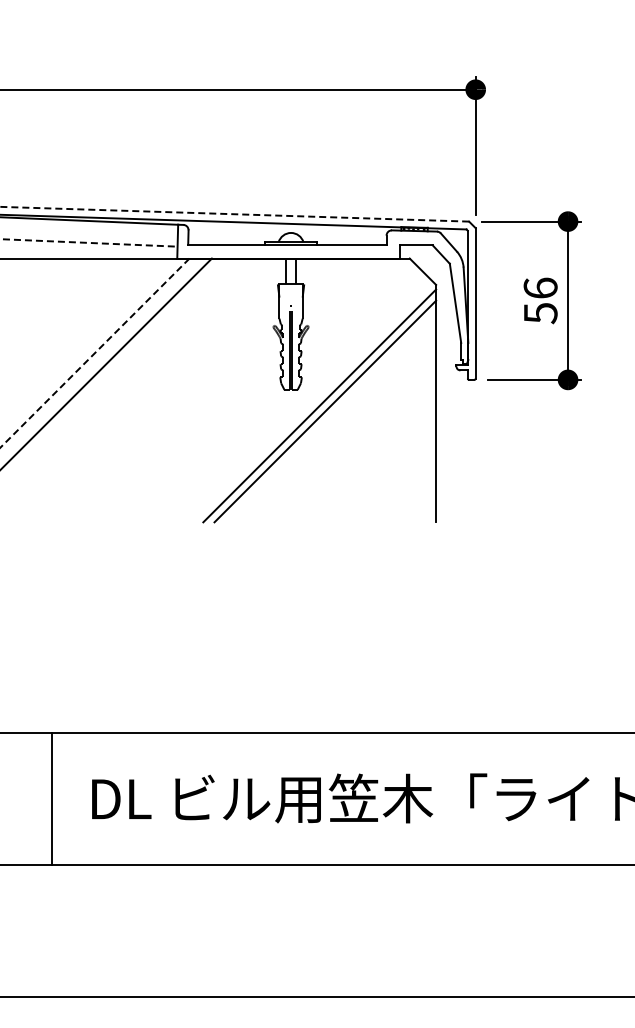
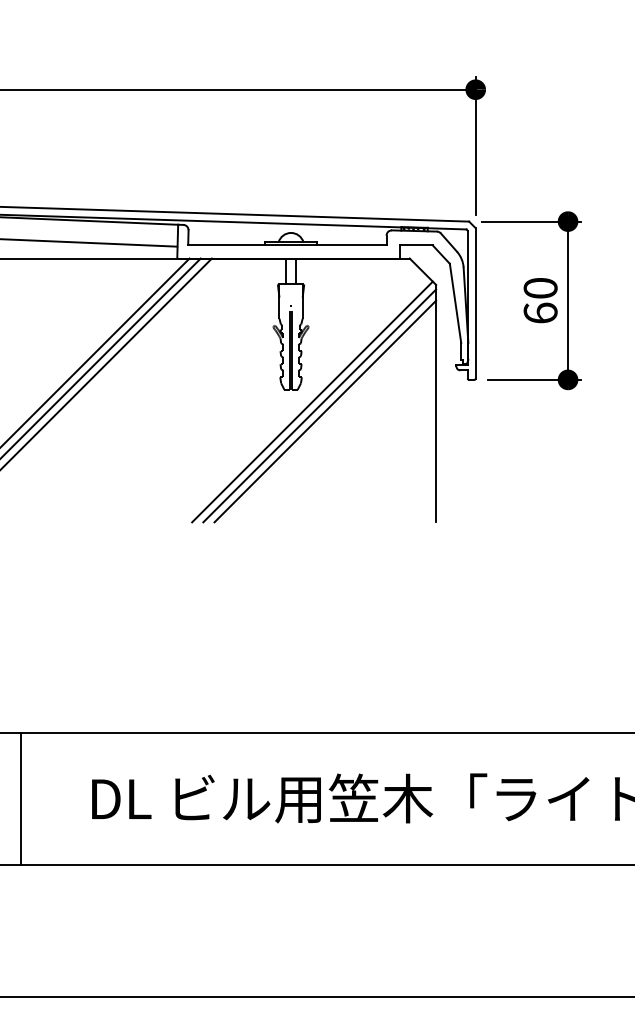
line: dashed -> solid (234, 214)
line: dashed -> solid (89, 242)
text: 56 -> 60 (540, 300)
line: dashed -> solid (95, 353)
line: none -> present (101, 357)
line: none -> present (312, 401)
line position: (51, 799) -> (20, 799) (20, 799)
